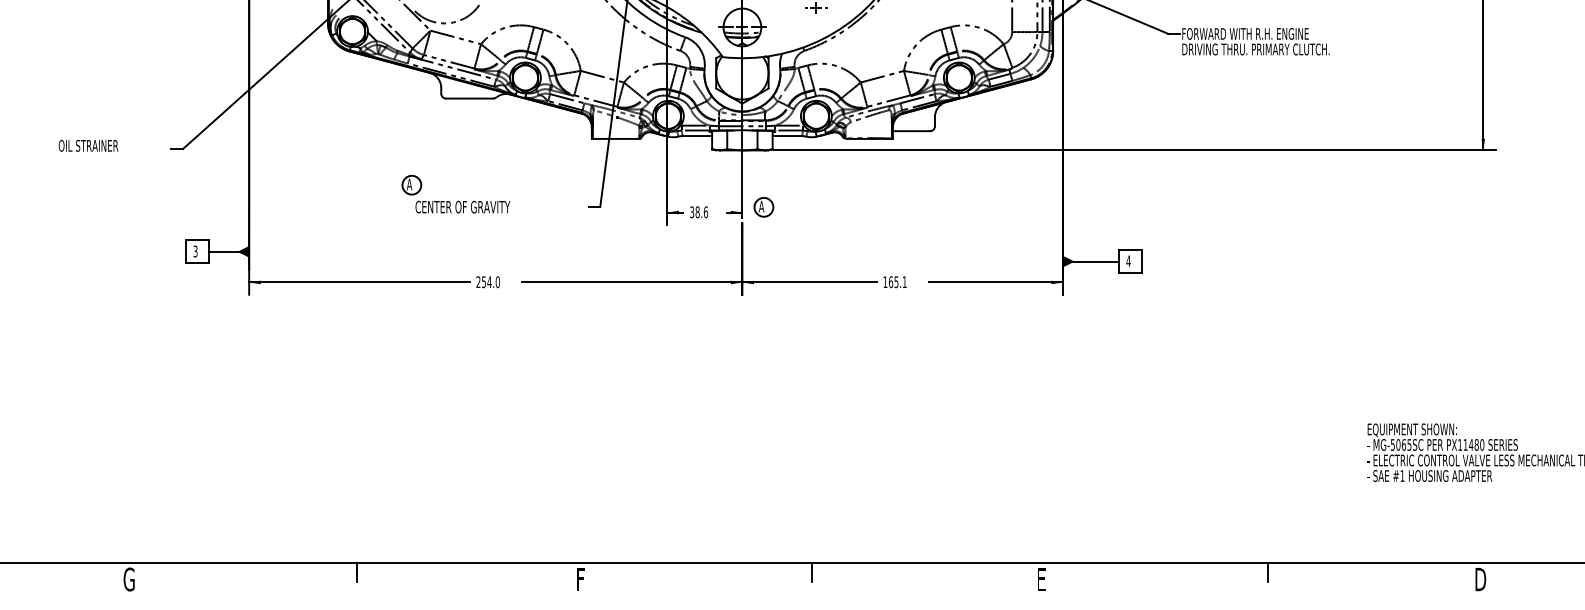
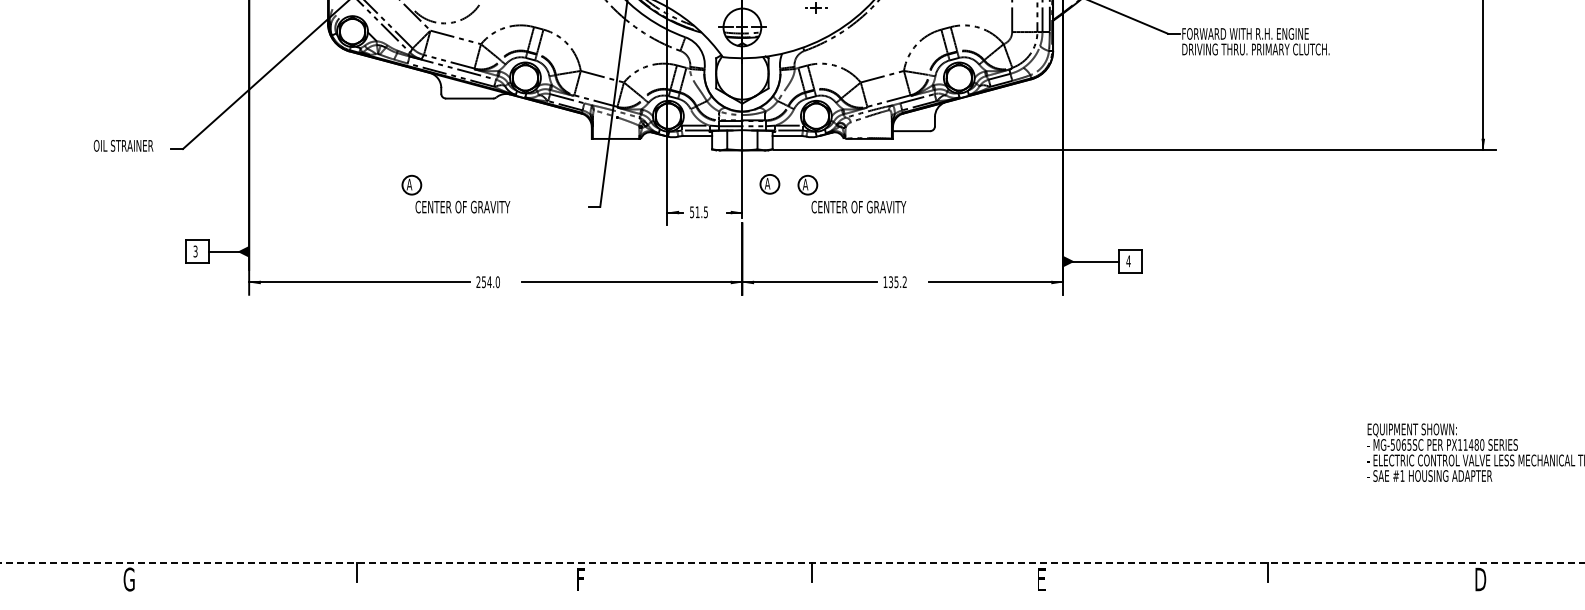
text position: (88, 145) -> (123, 145) (123, 145)
part: none -> present (854, 200)
part position: (763, 207) -> (769, 184) (769, 184)
text: 38.6 -> 51.5 (699, 212)
text: 165.1 -> 135.2 (897, 282)
line: solid -> dashed (792, 562)
